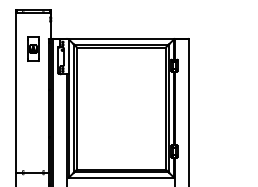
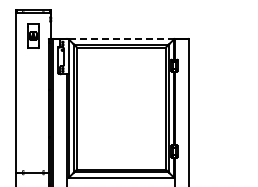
line: solid -> dashed (121, 39)
part position: (33, 48) -> (33, 35) (33, 35)
